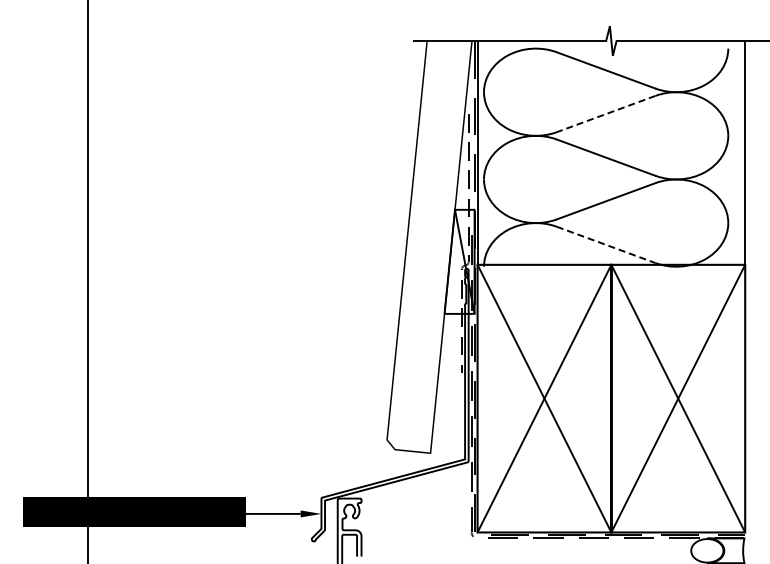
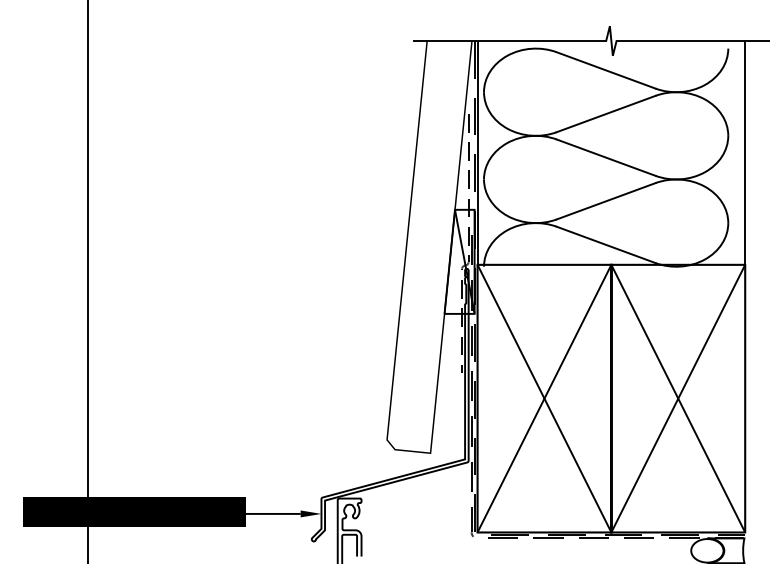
line: dashed -> solid (606, 114)
line: dashed -> solid (606, 244)
